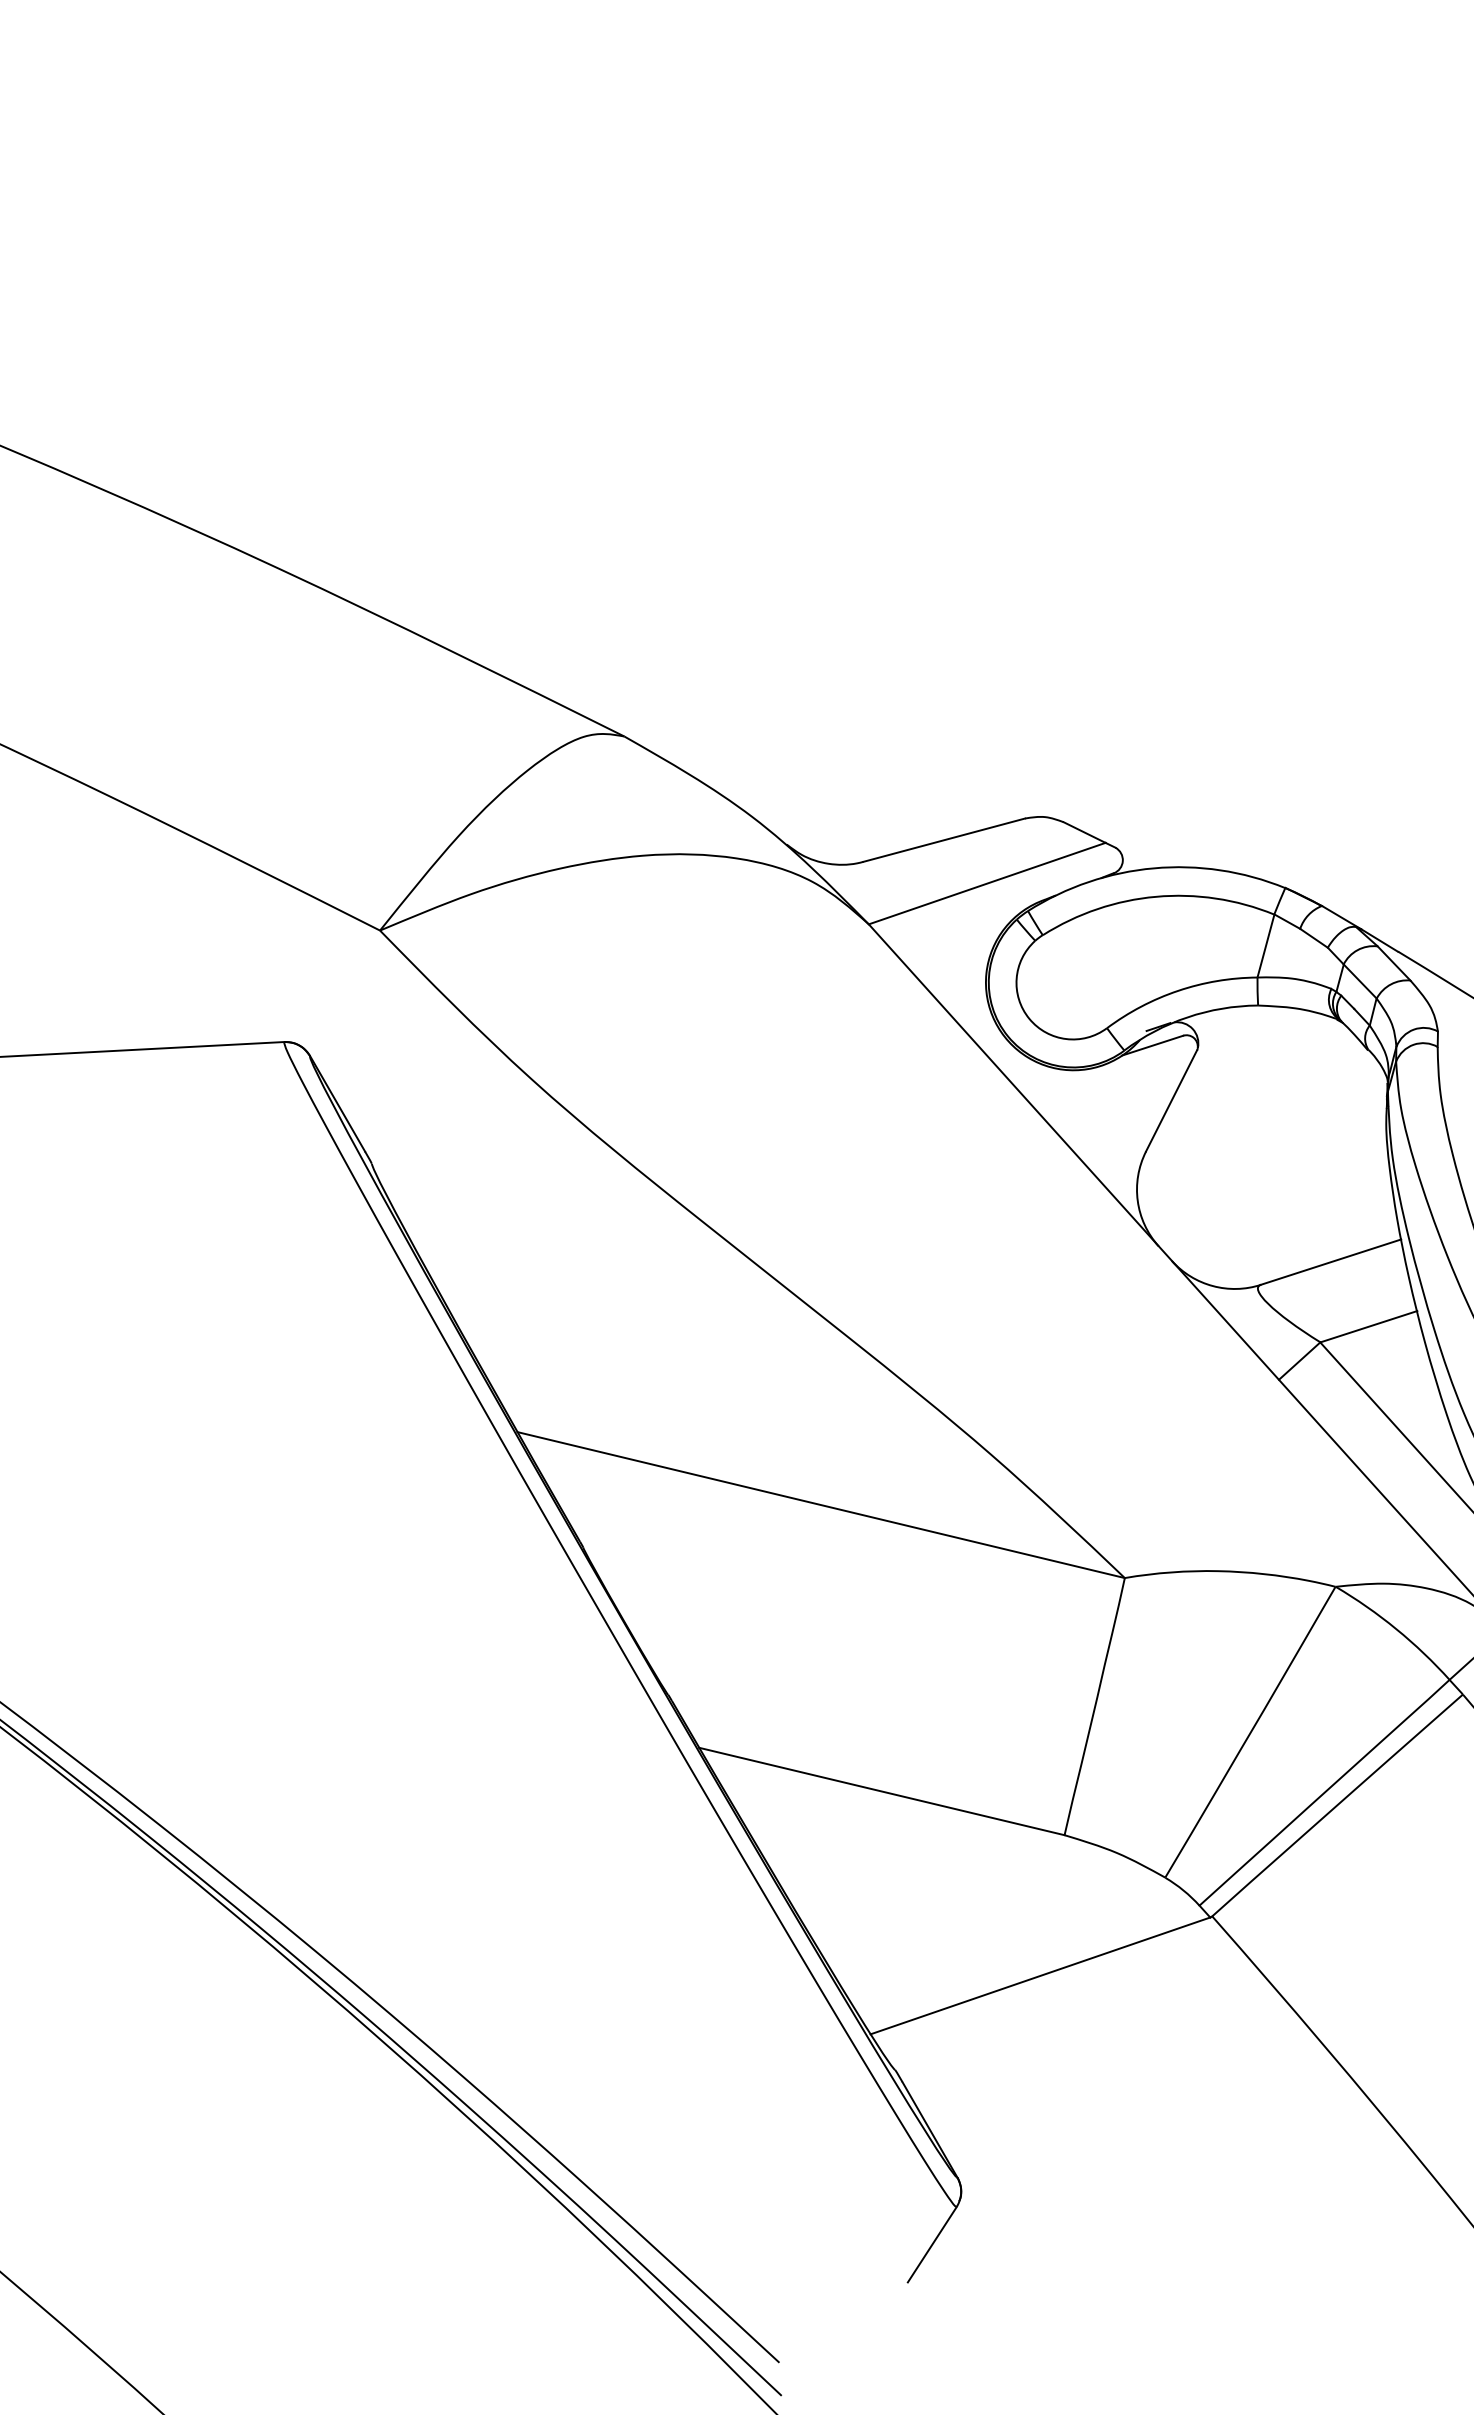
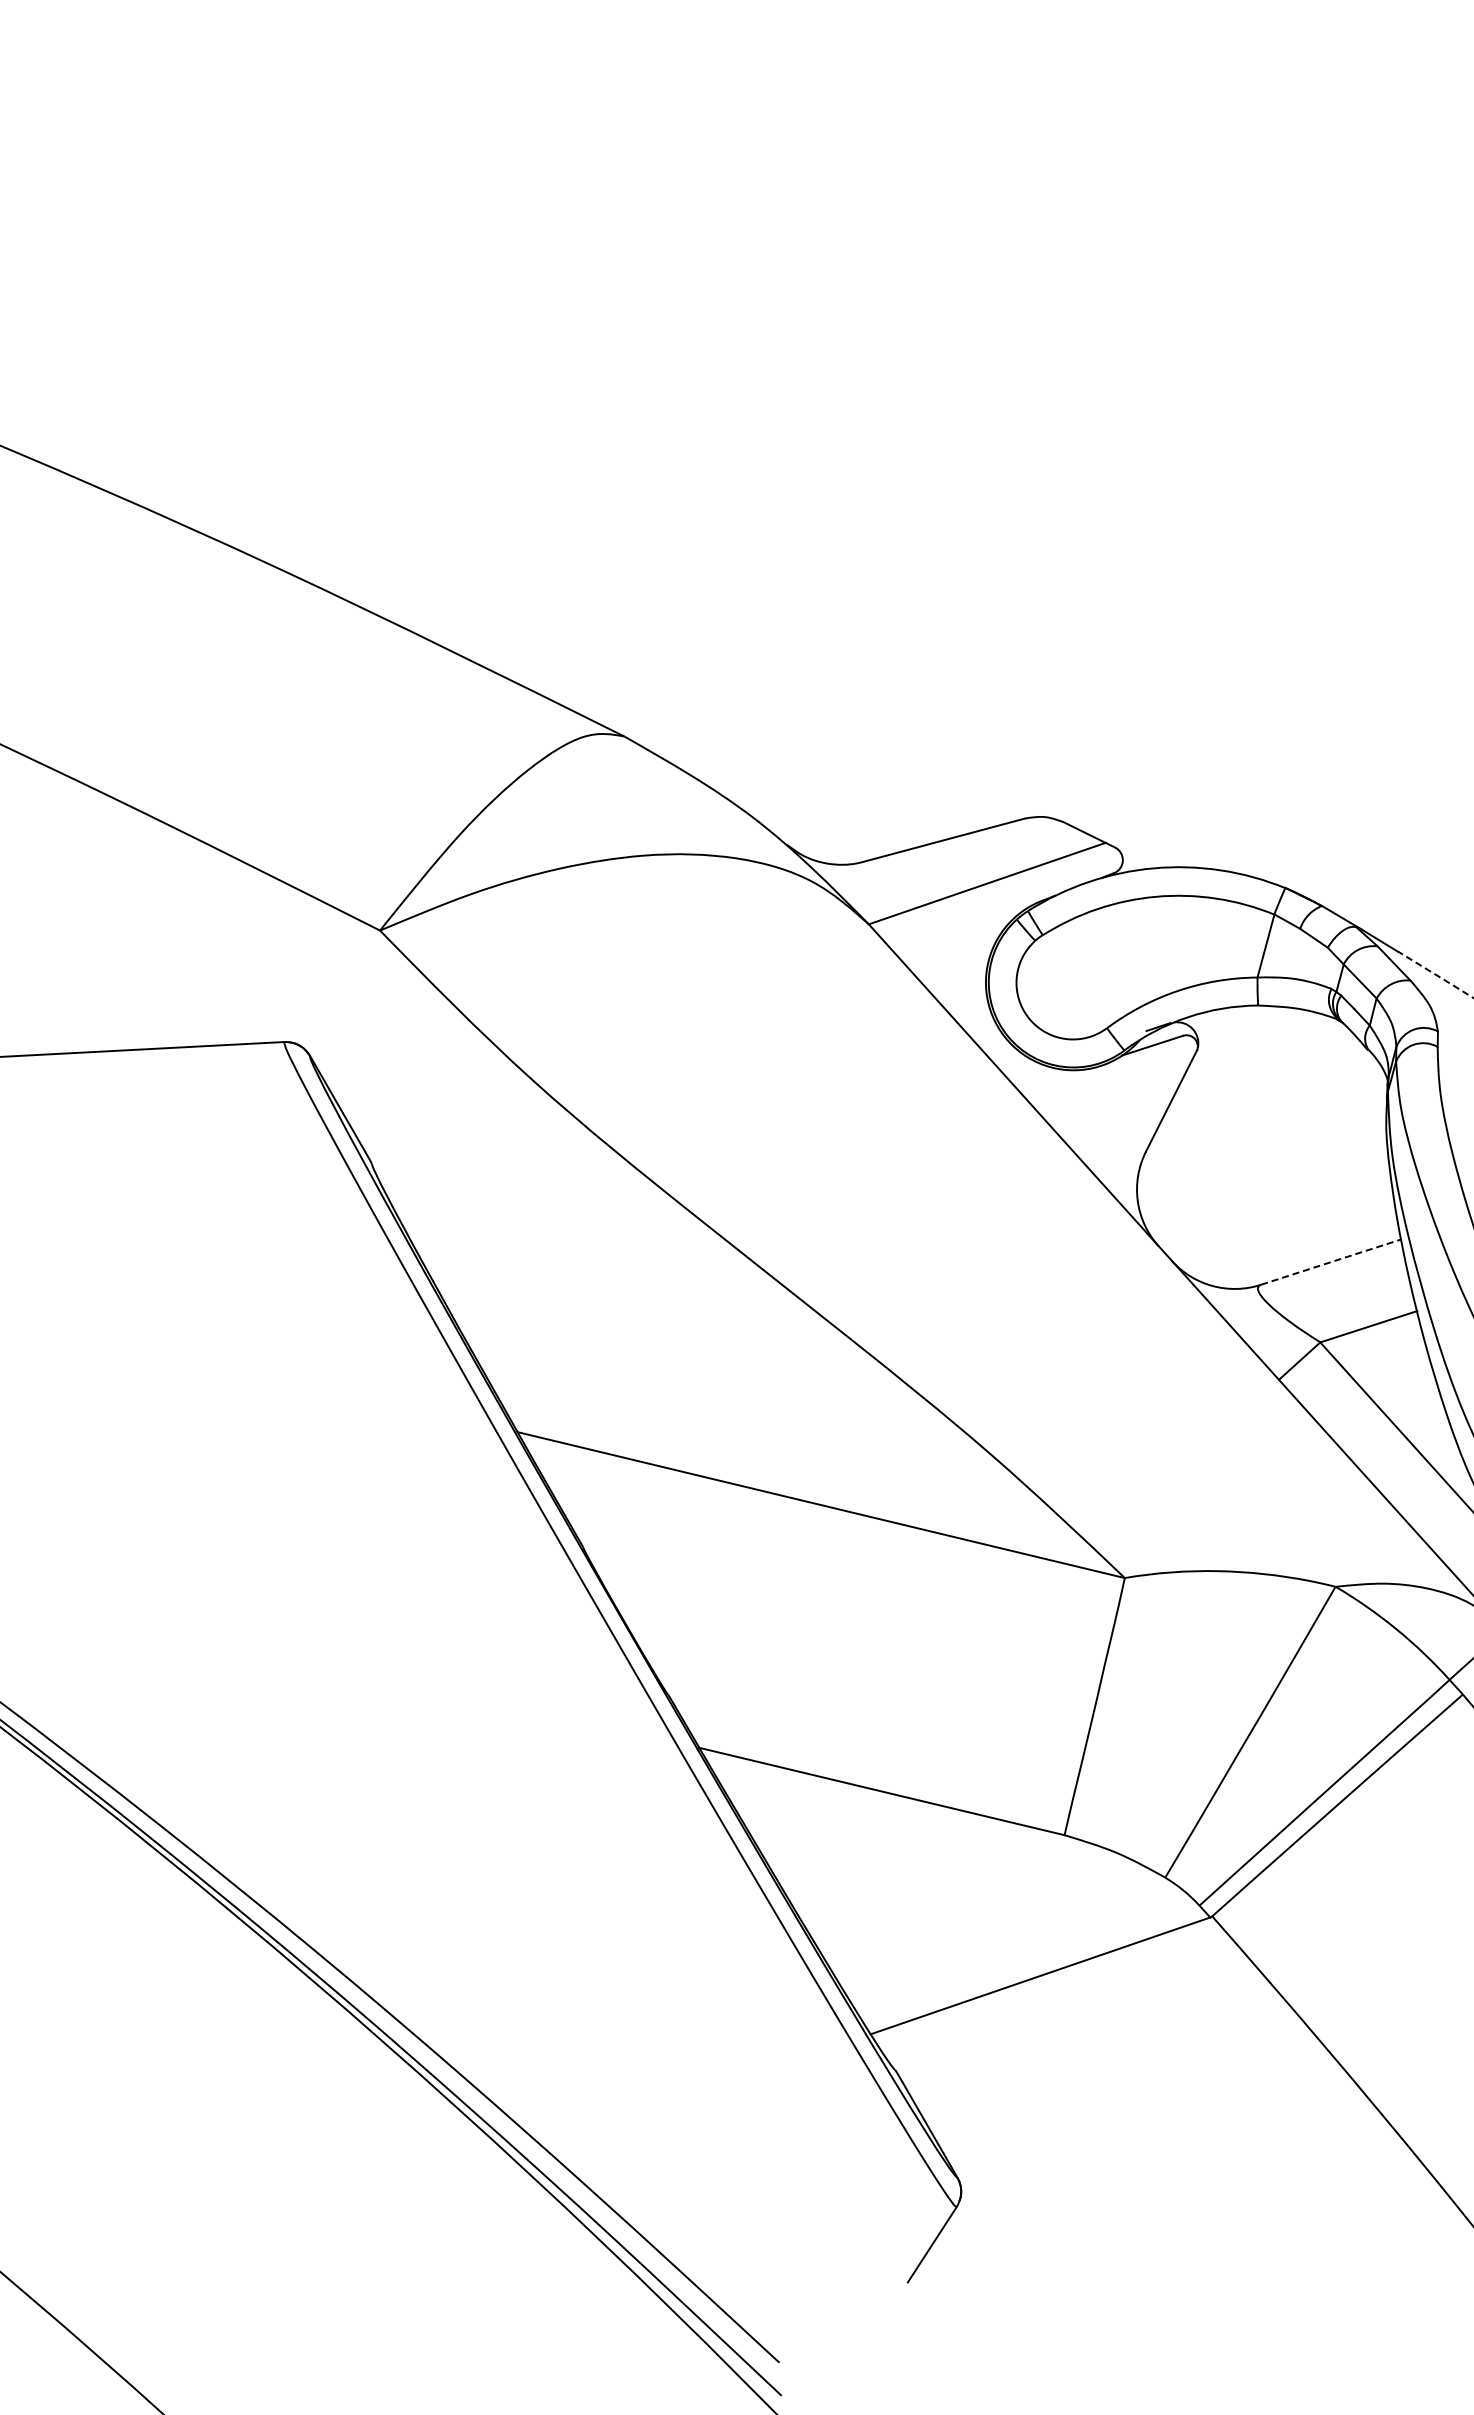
arc: solid -> dashed (1436, 974)
line: solid -> dashed (1331, 1262)
